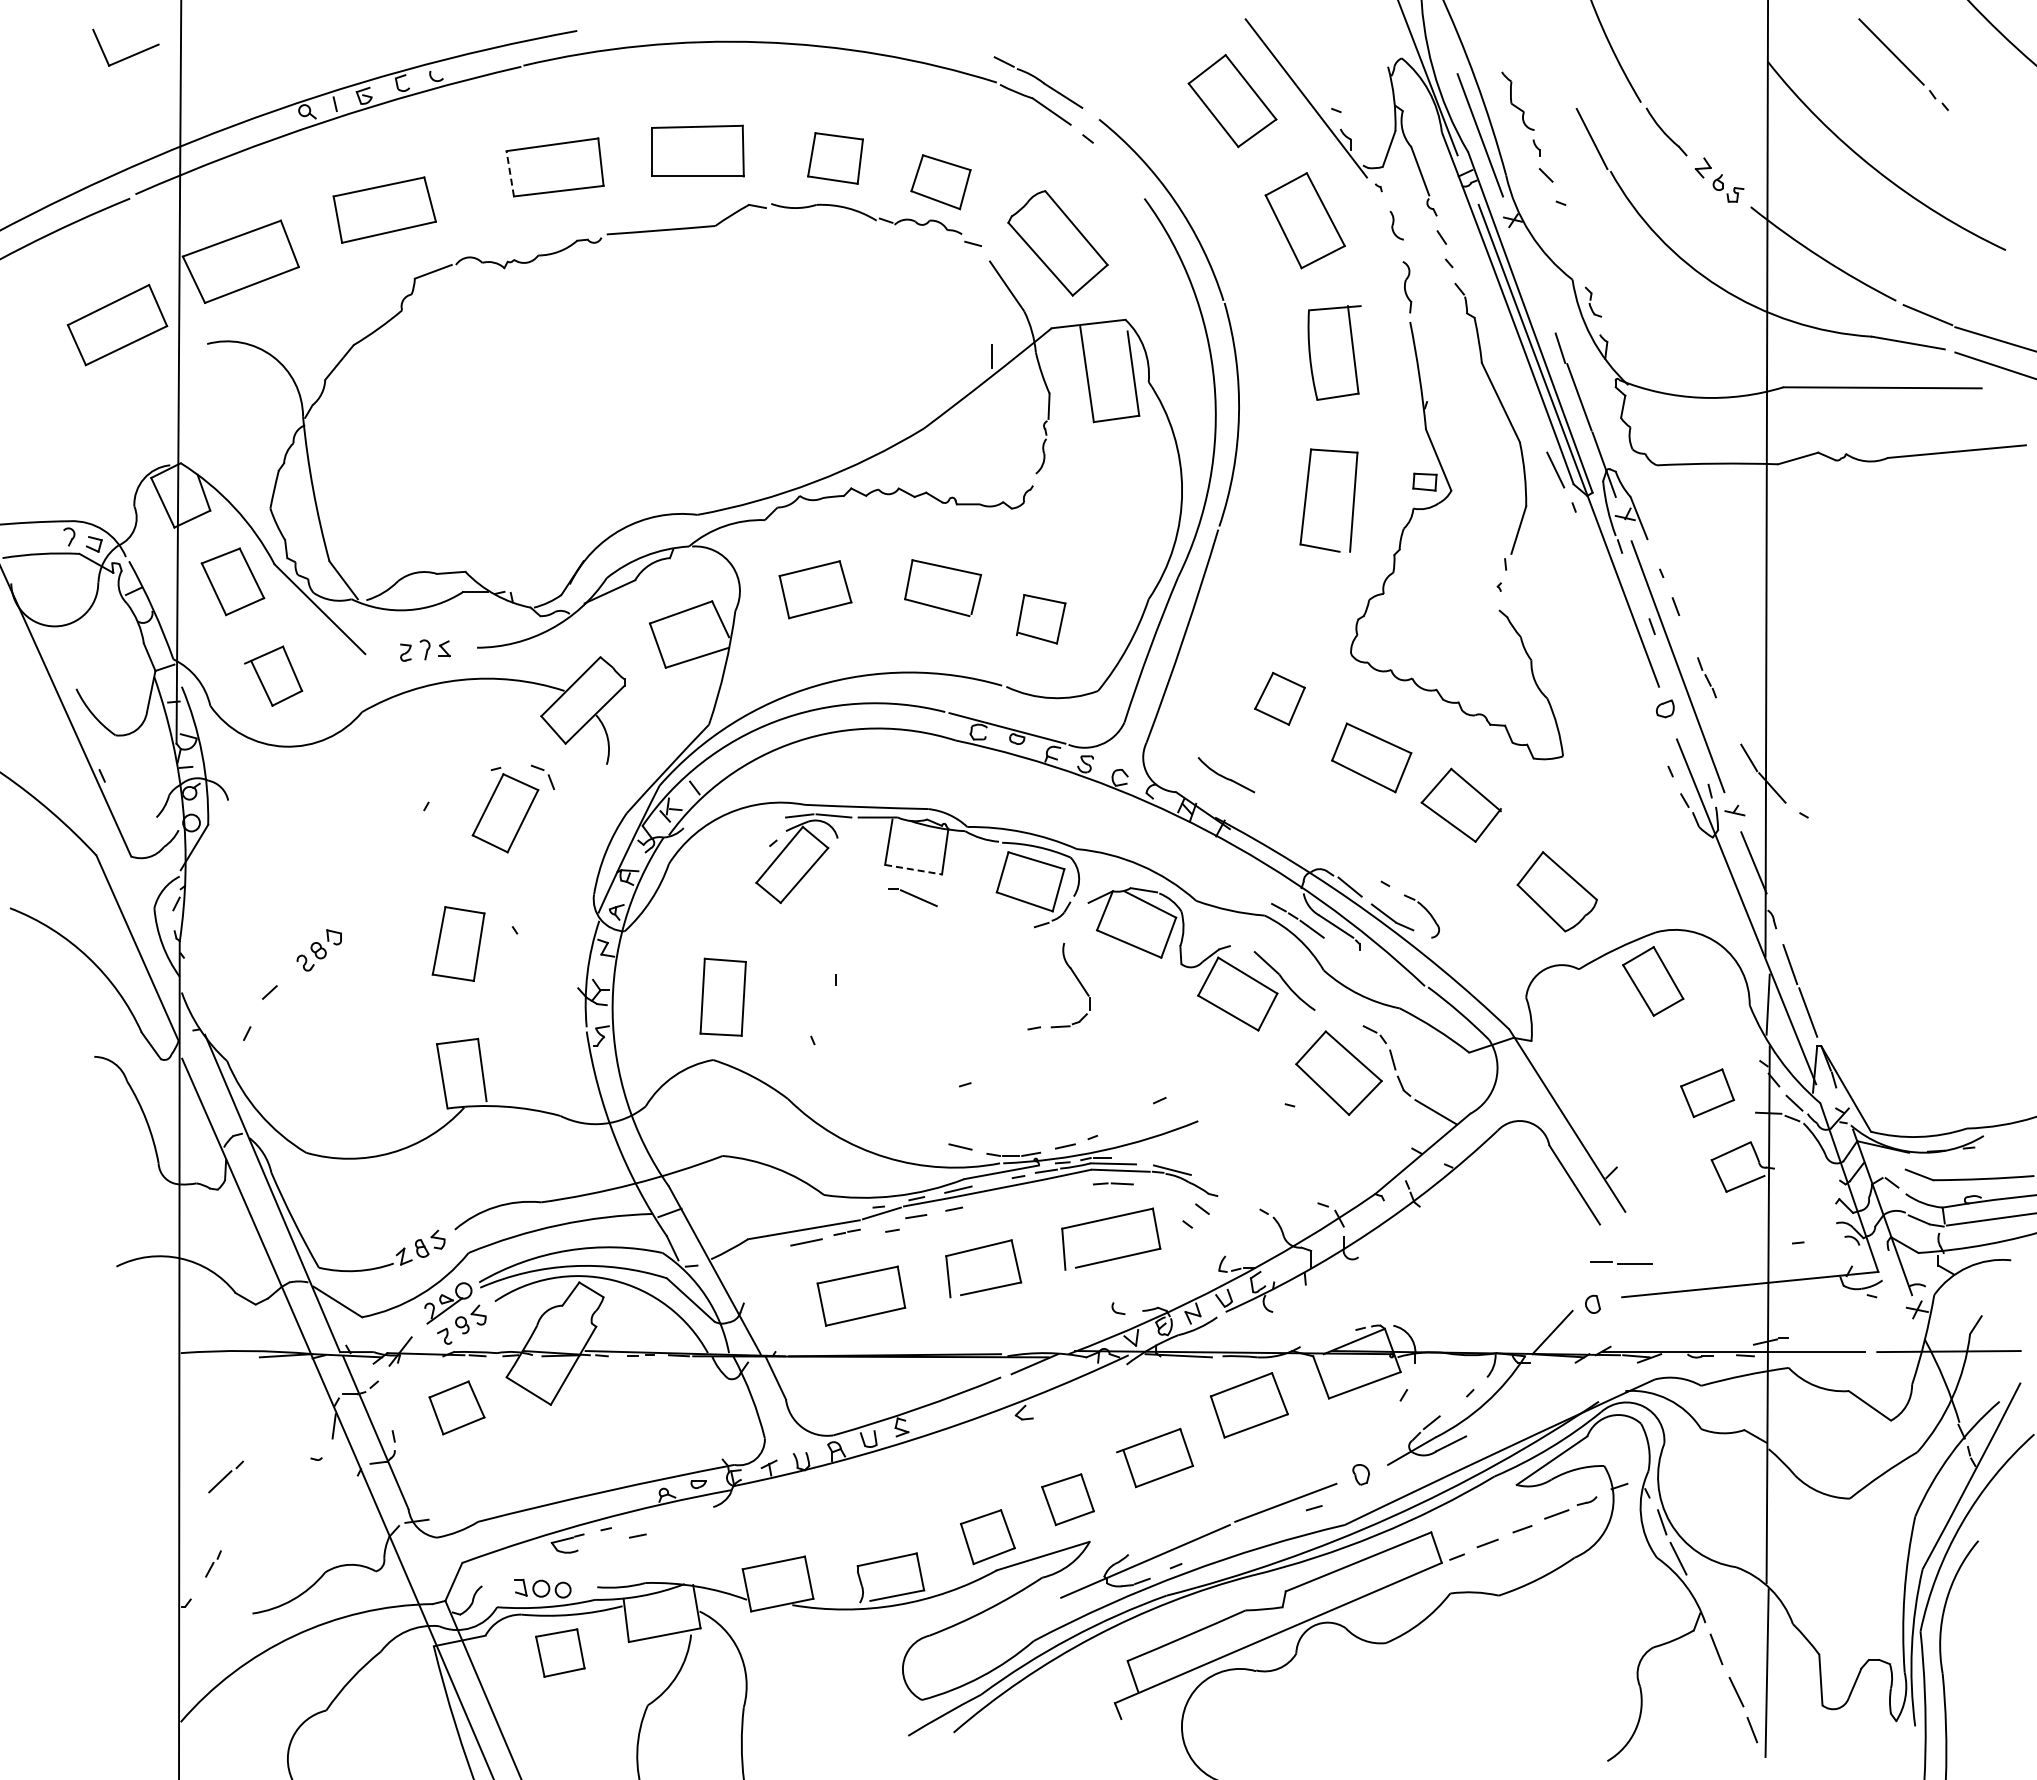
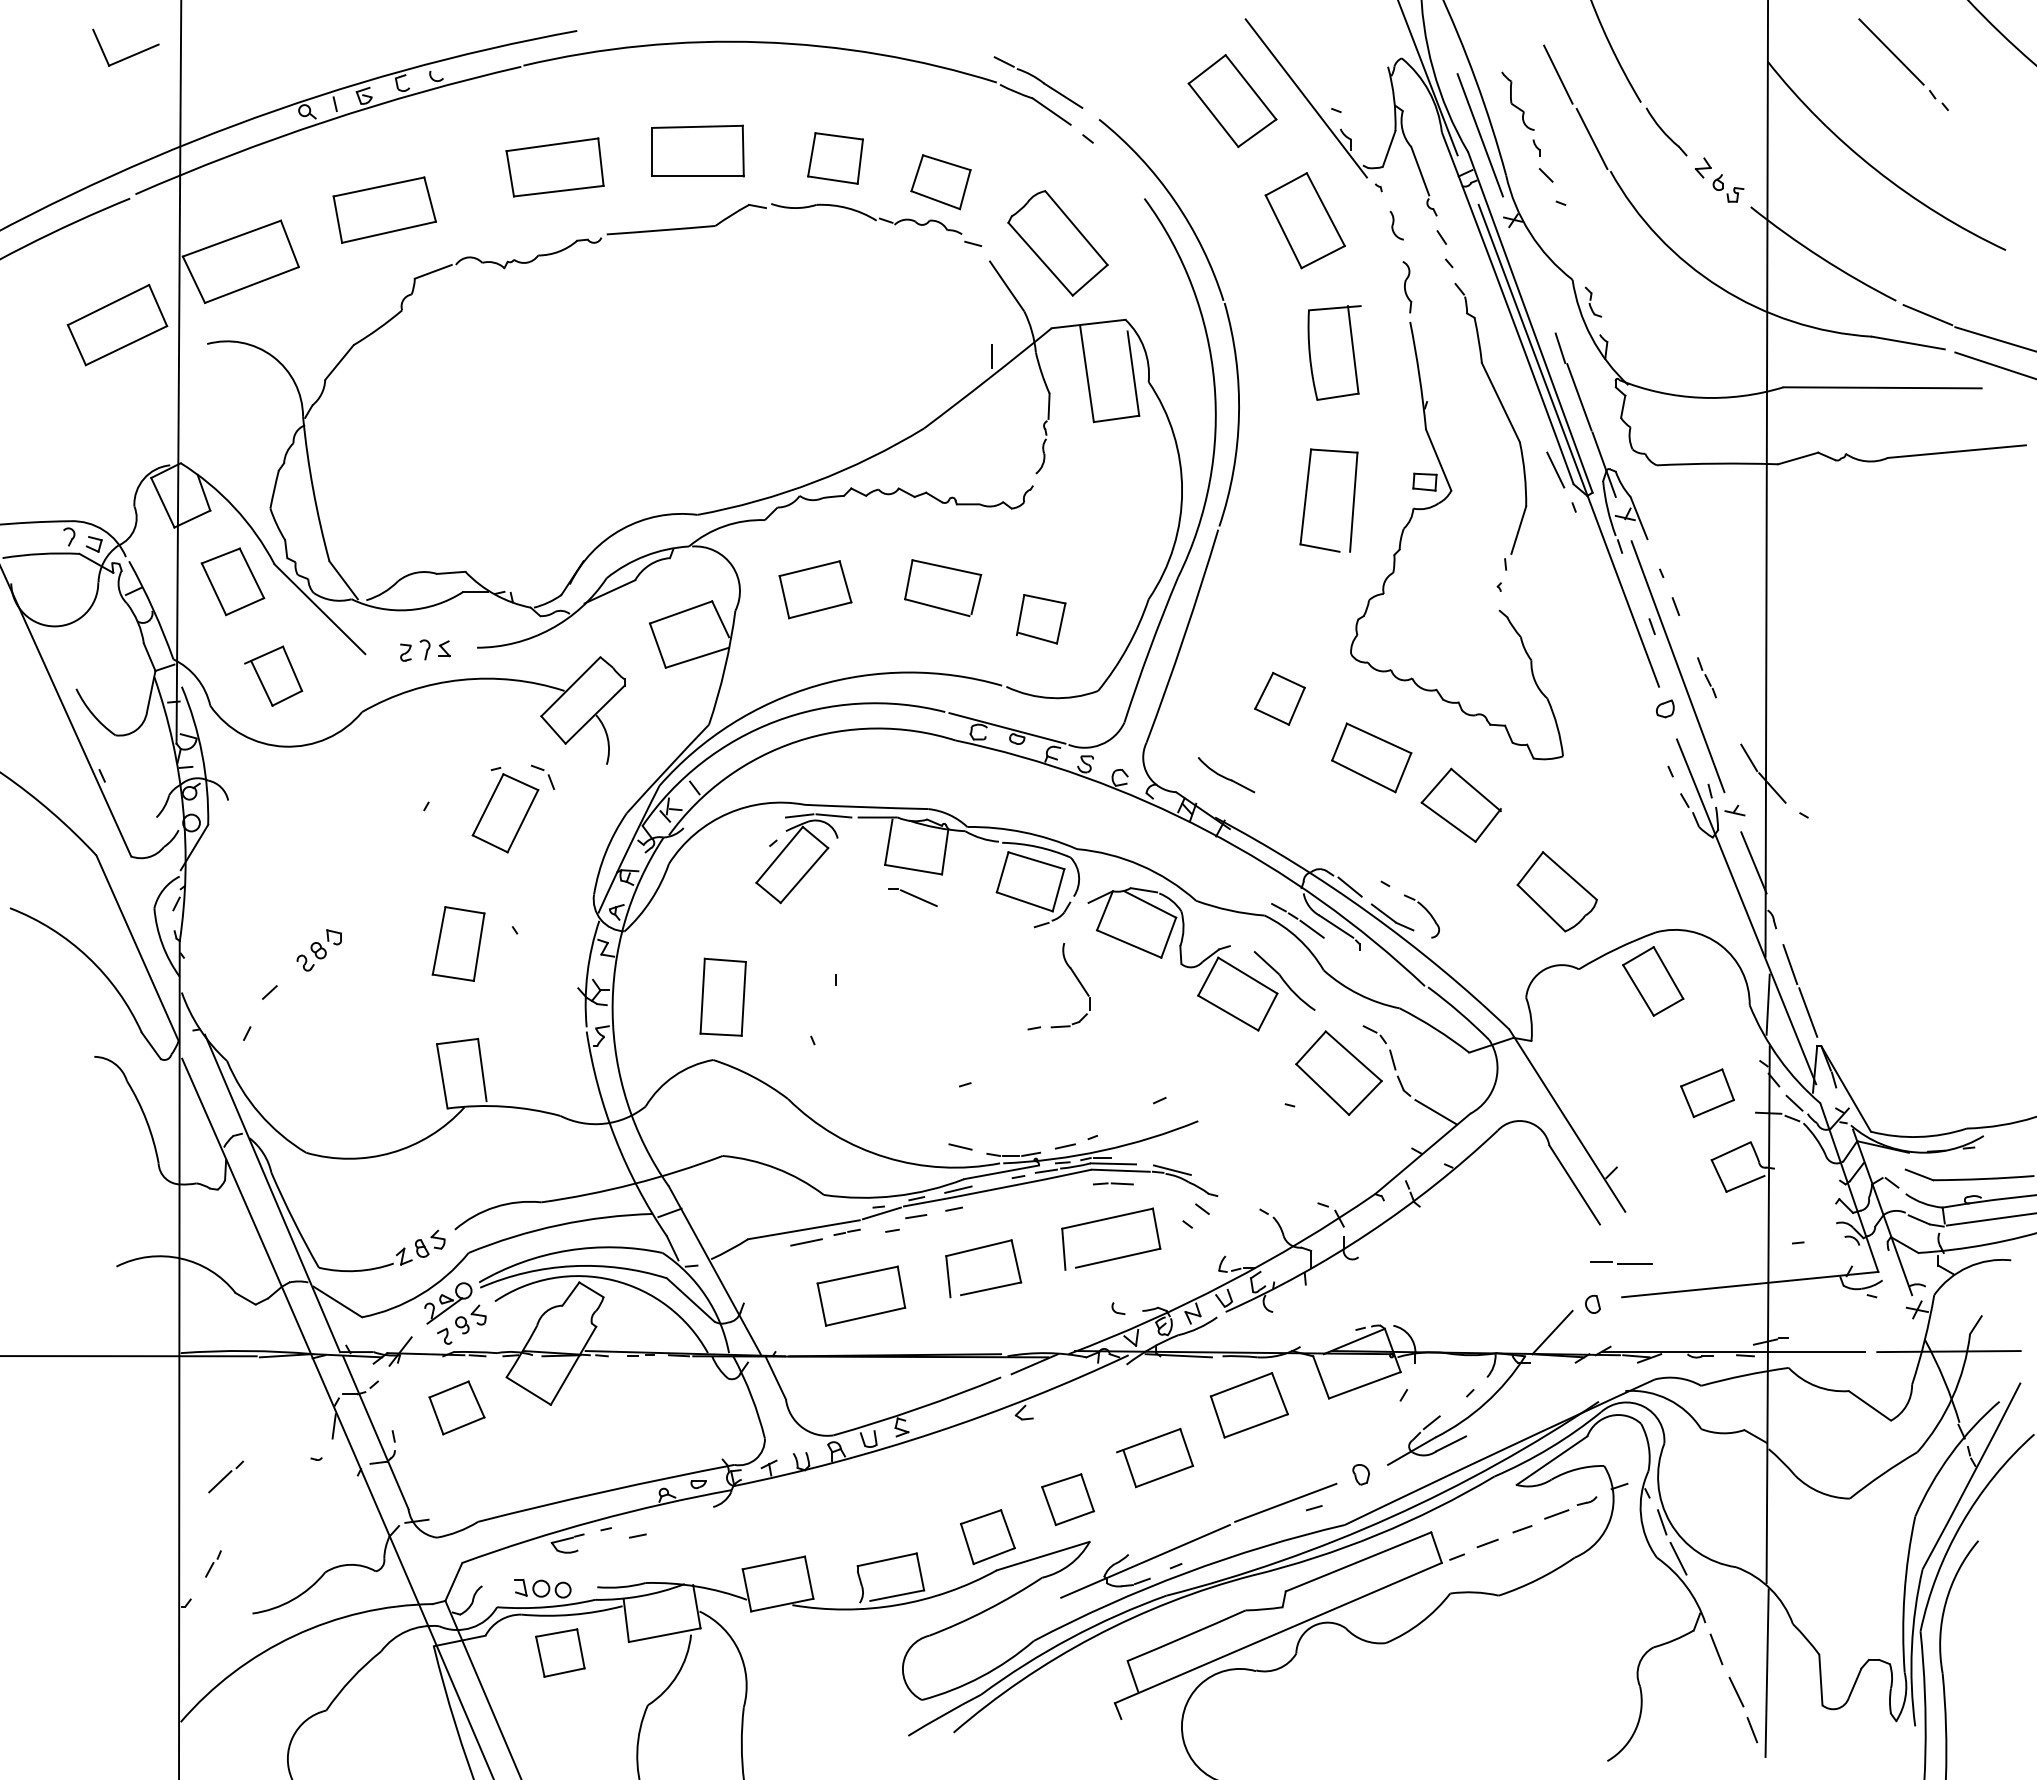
line: none -> present (1558, 74)
line: dashed -> solid (510, 173)
line: dashed -> solid (913, 869)
line: none -> present (129, 1356)
